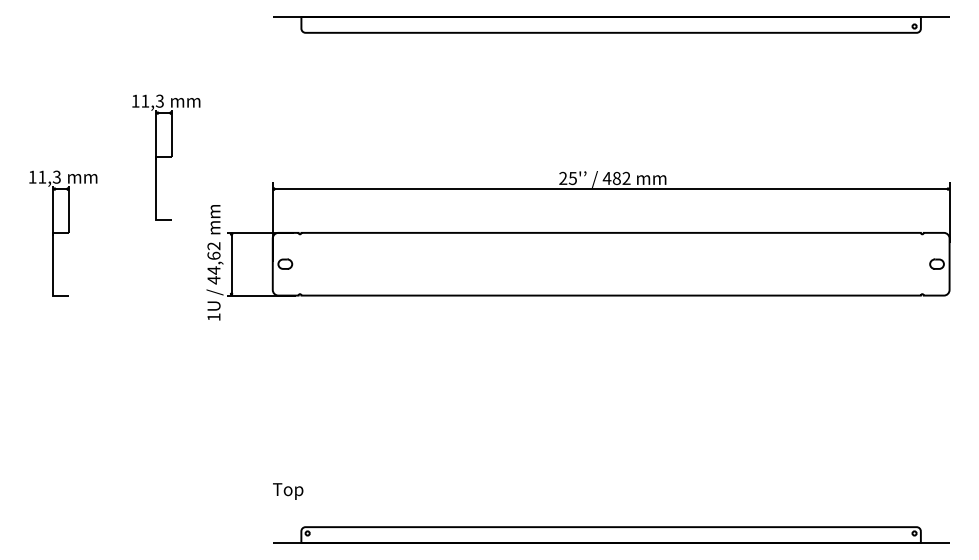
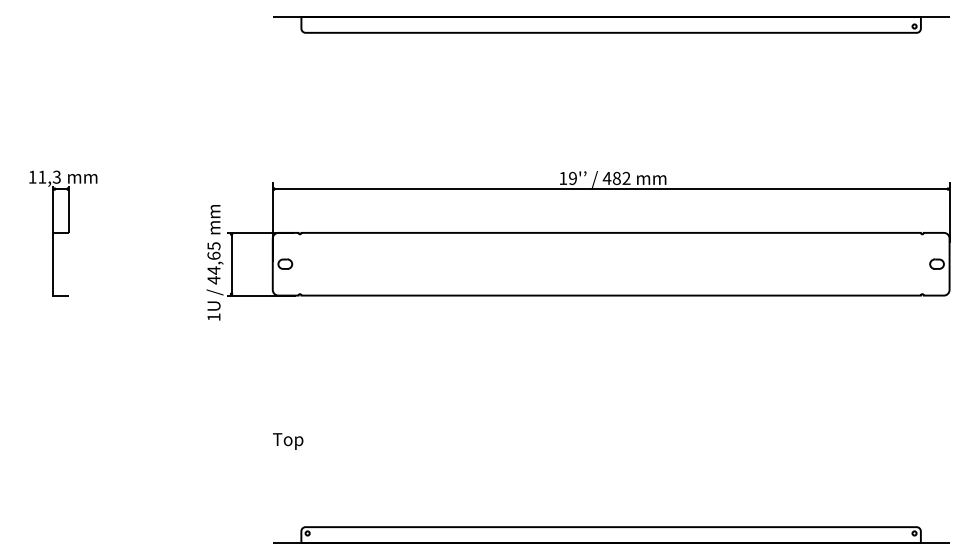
part: present -> none (166, 157)
text: 25' -> 19' (567, 177)
text: 44,62 -> 44,65 (213, 246)
text position: (288, 491) -> (288, 441) (288, 441)
